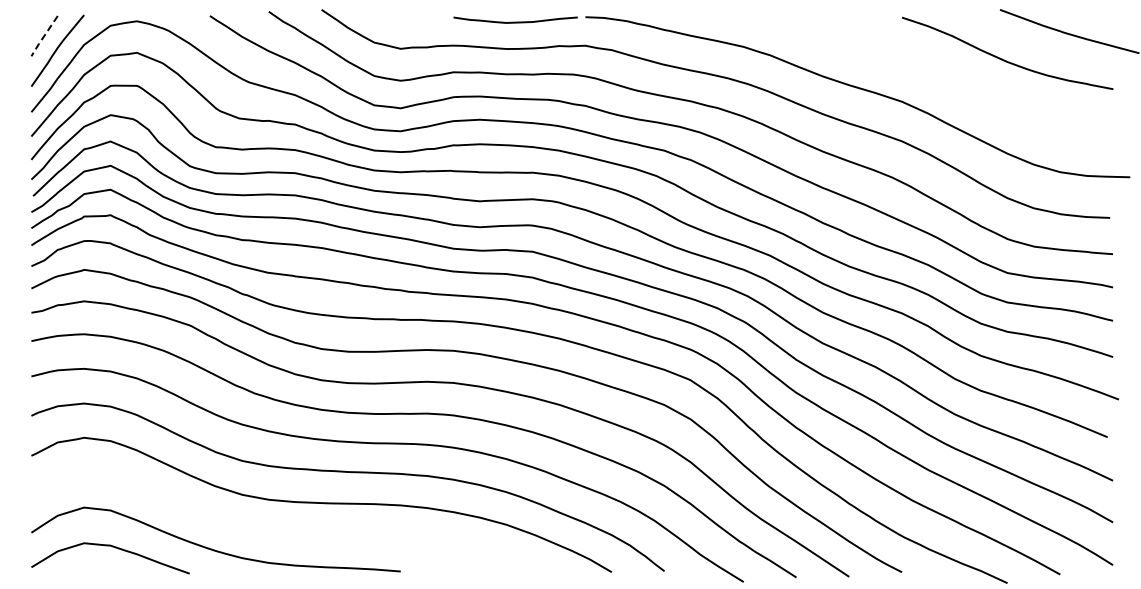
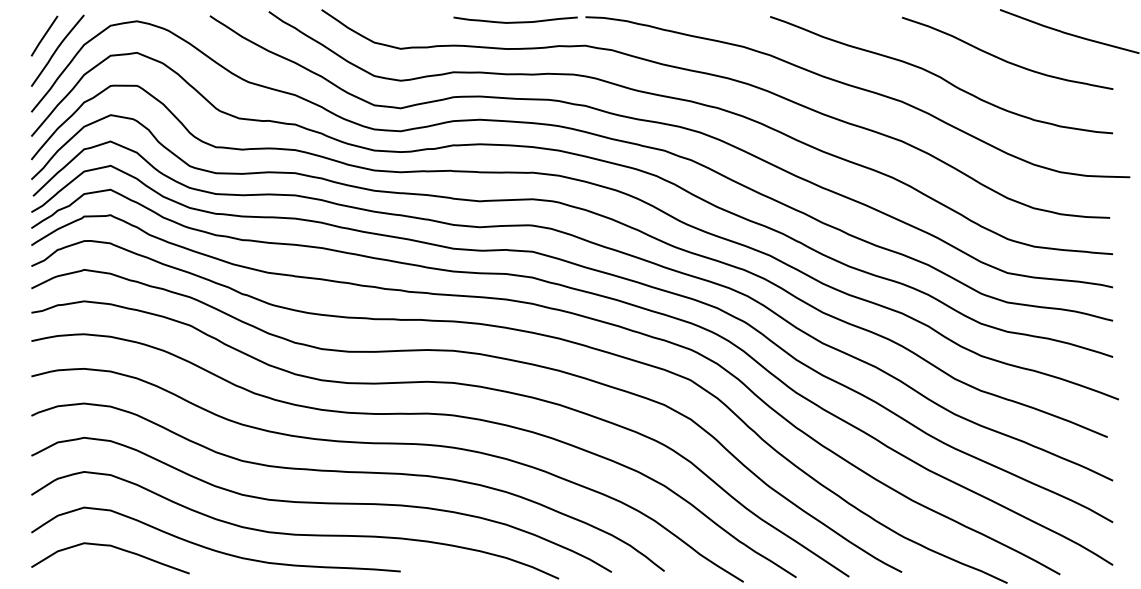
line: dashed -> solid (44, 36)
curve: none -> present (941, 76)
curve: none -> present (295, 533)
